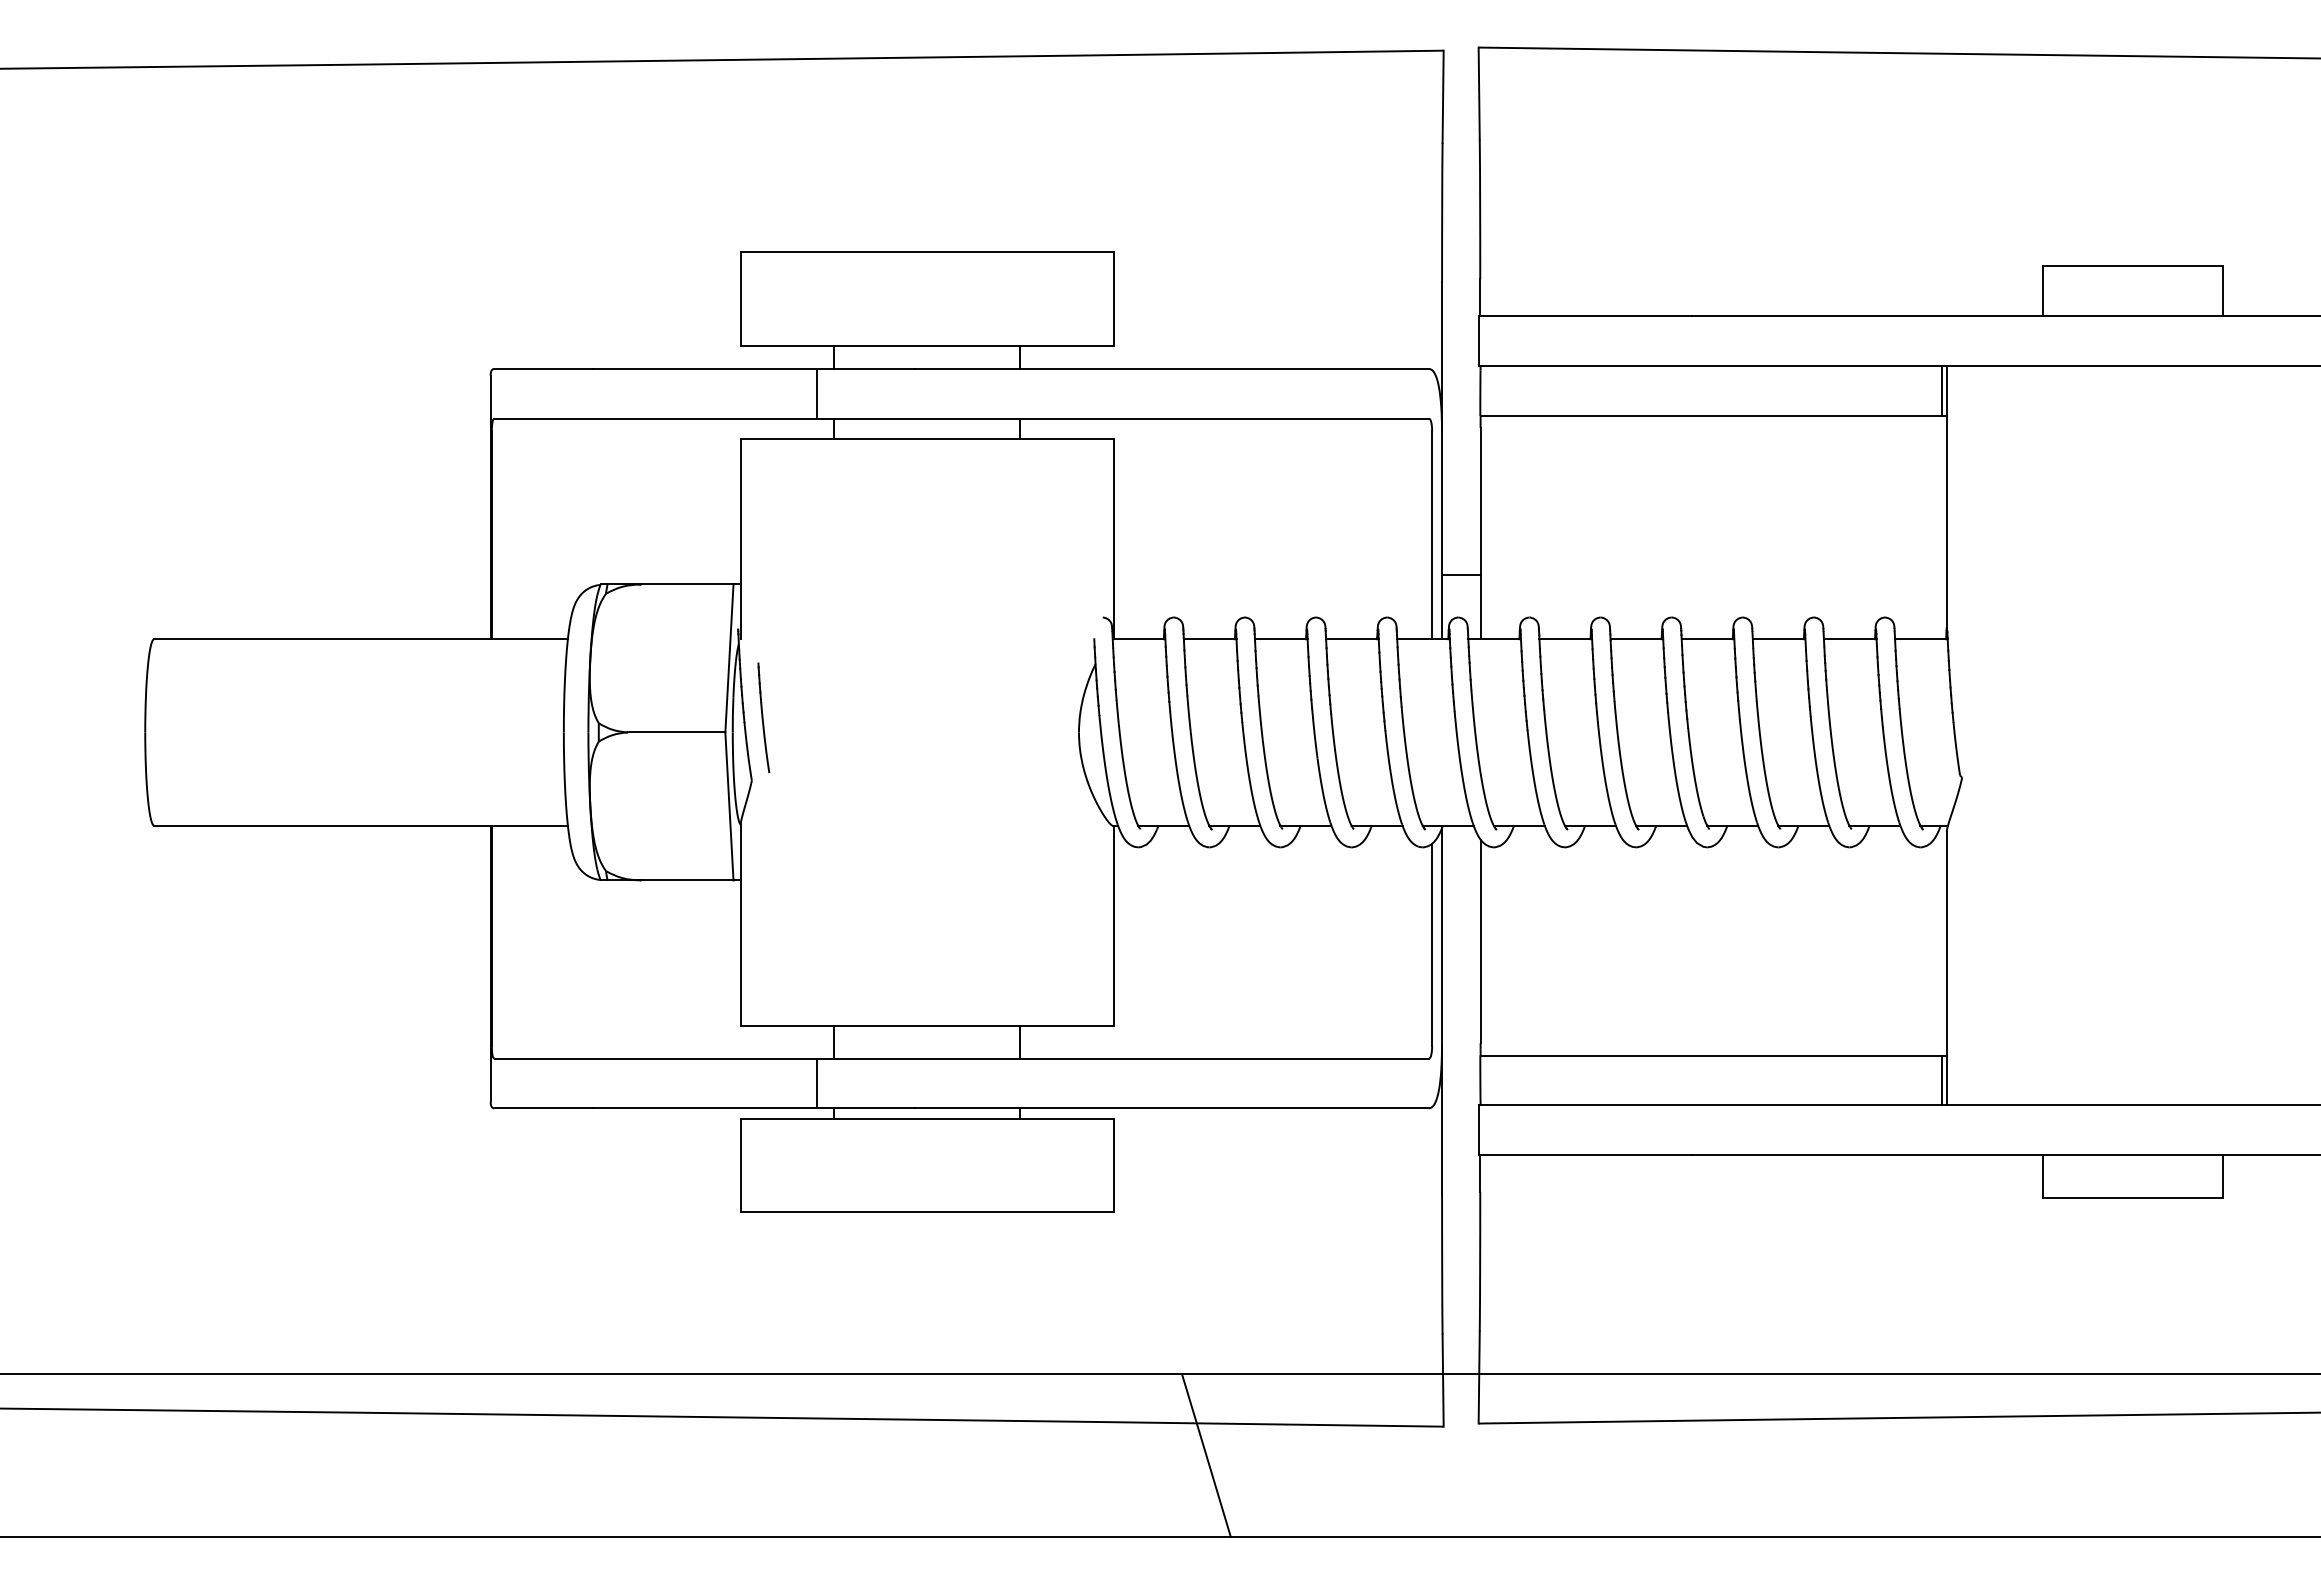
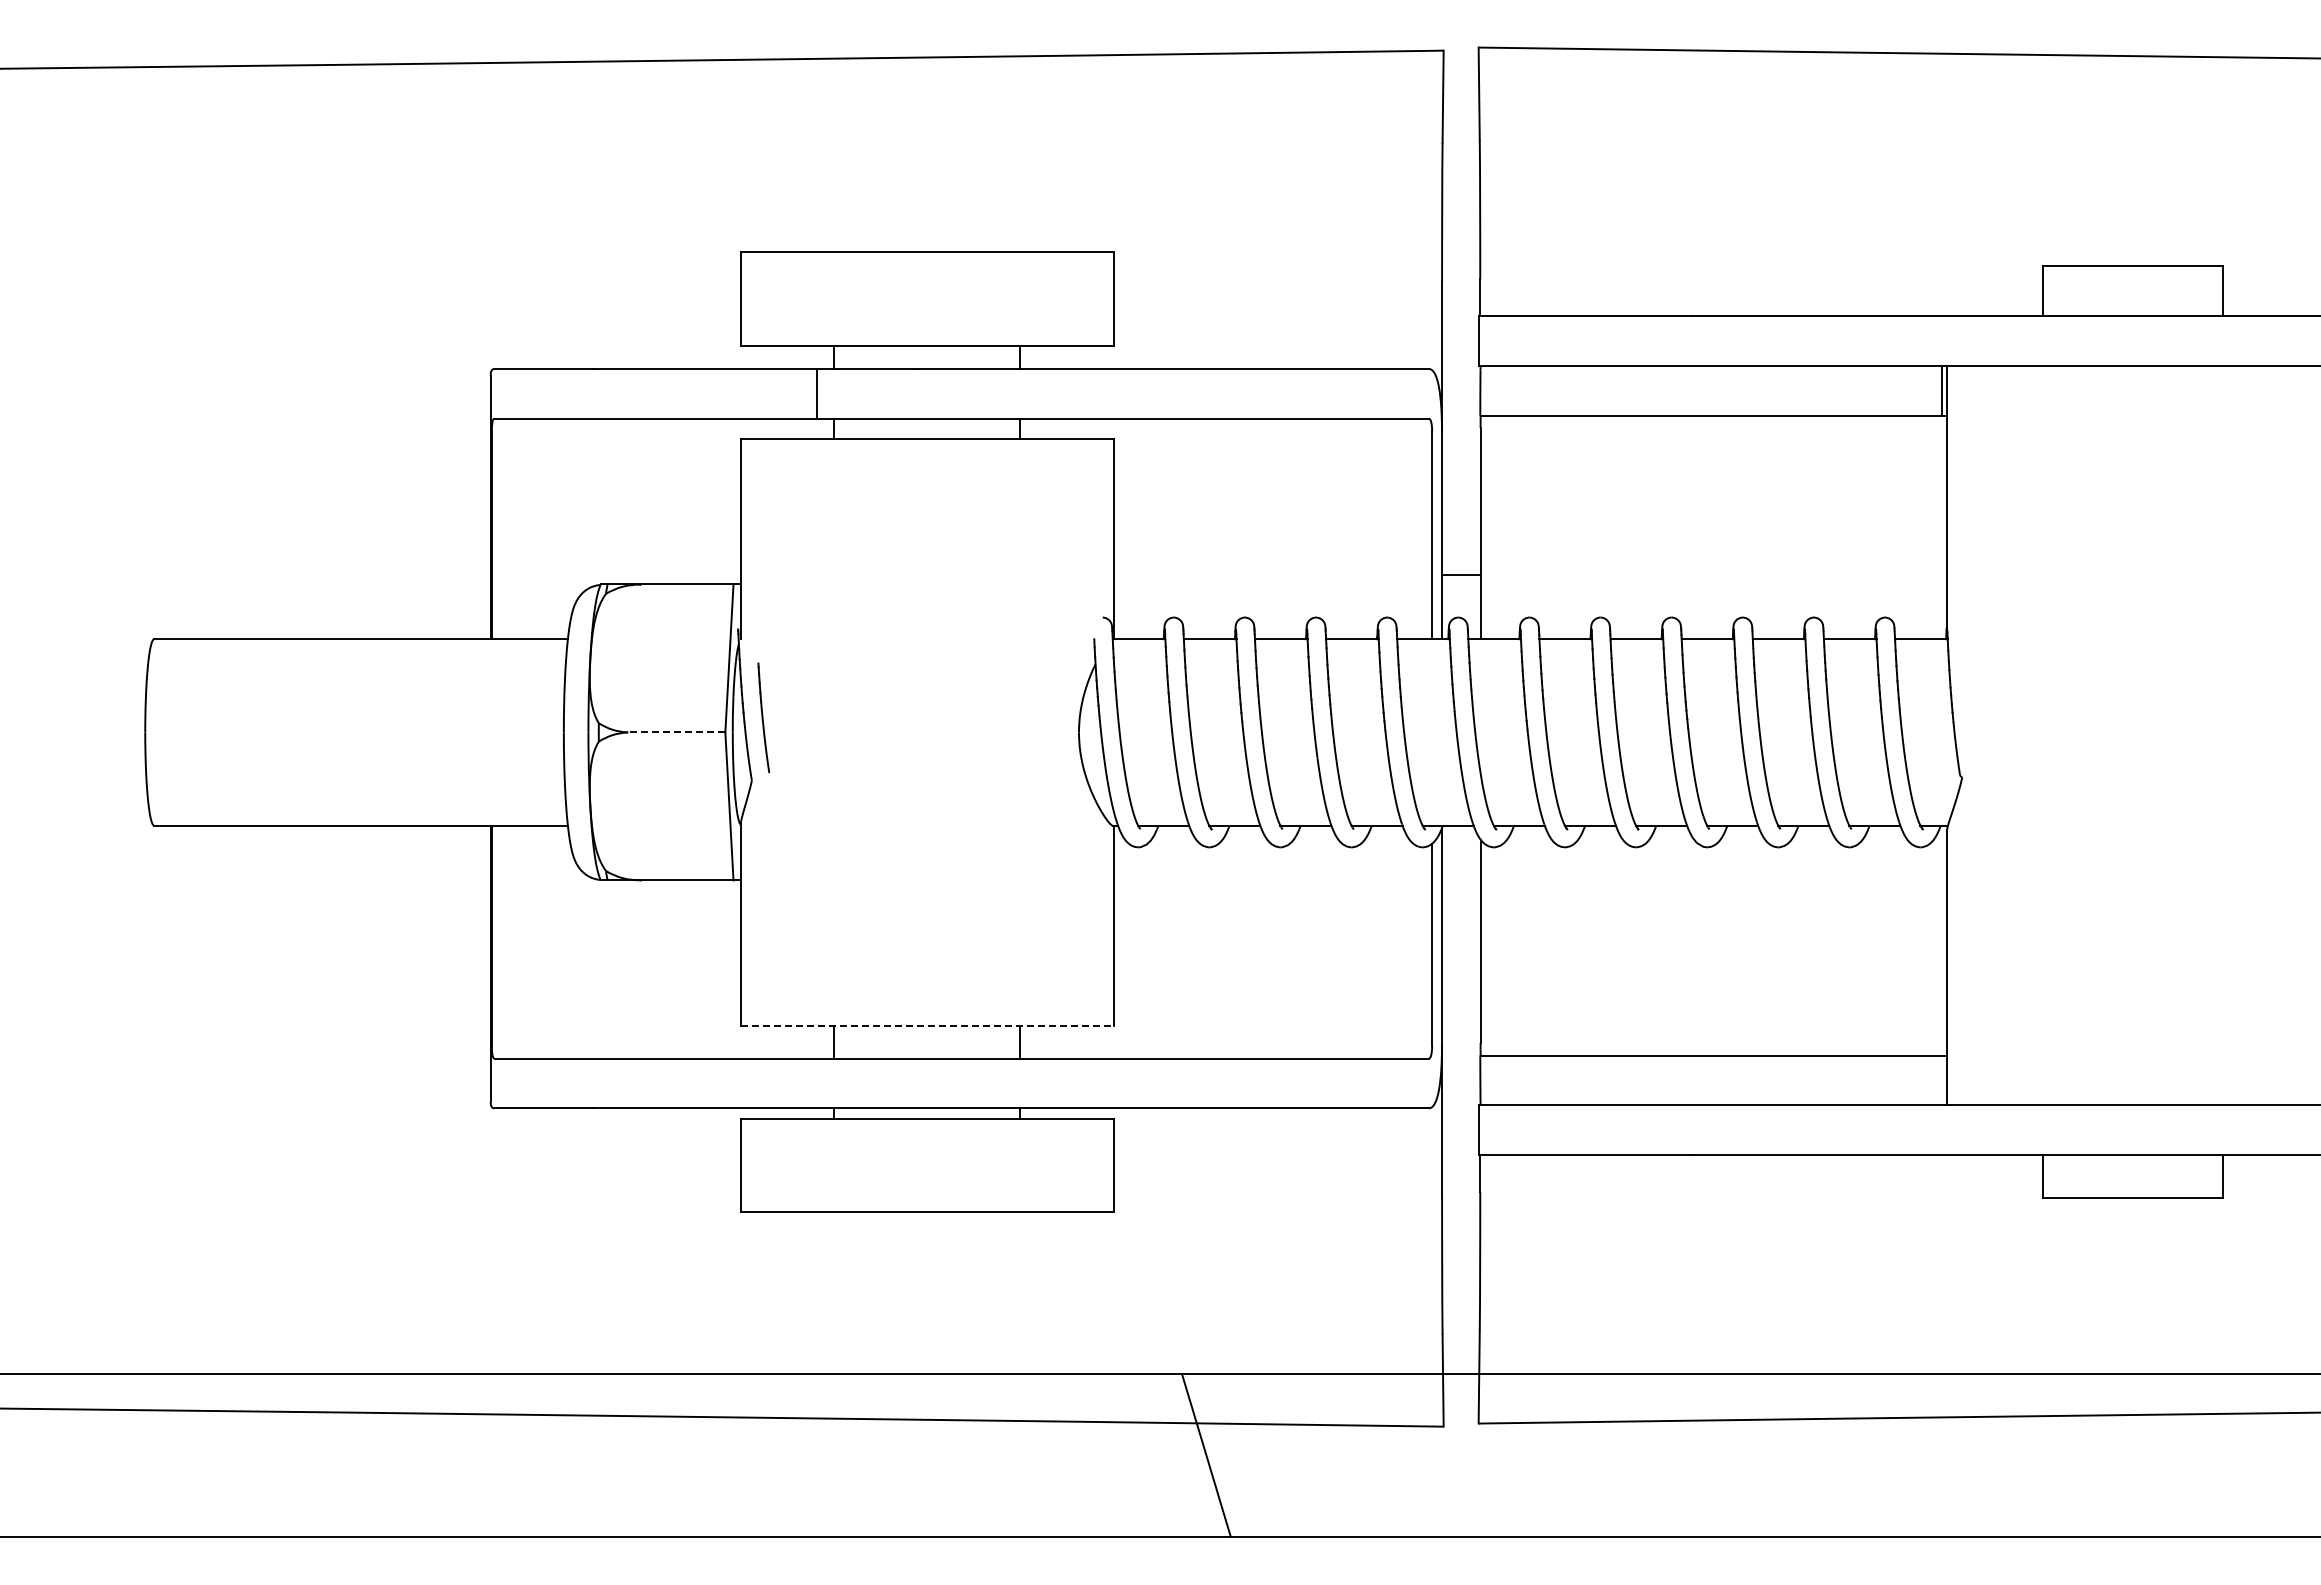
line: solid -> dashed (676, 732)
line: solid -> dashed (927, 1026)
line: present -> none (1942, 1080)
line: present -> none (816, 1083)
